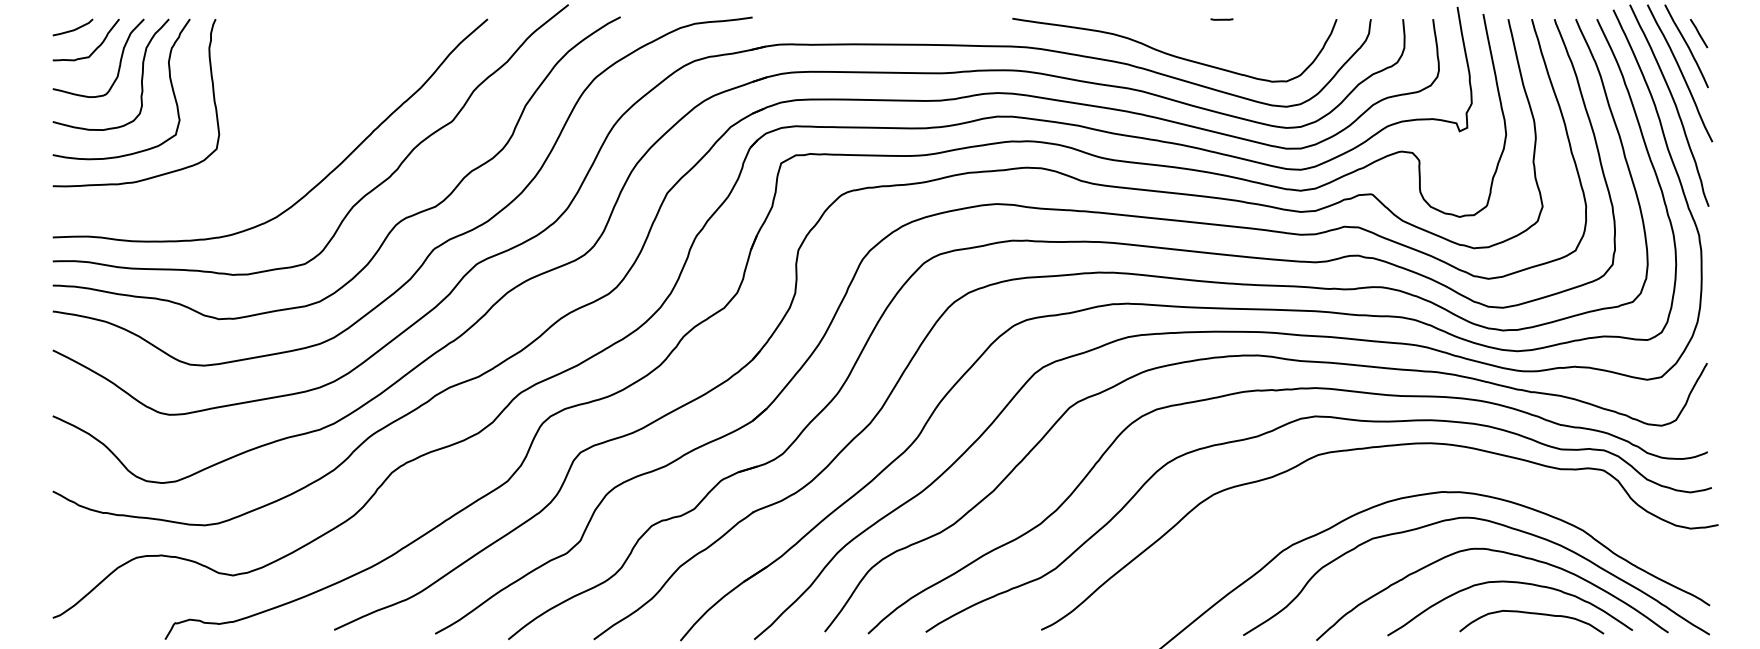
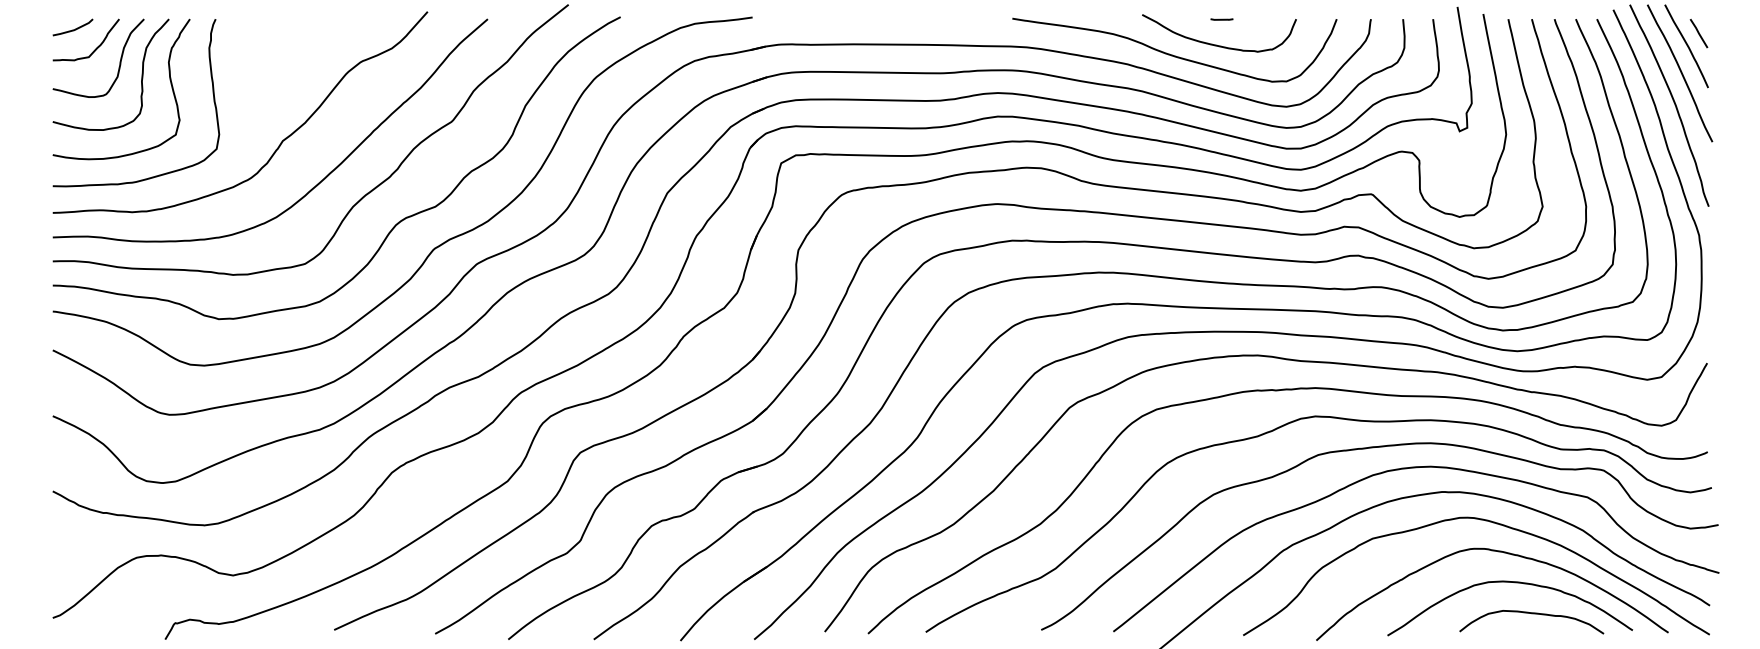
curve: none -> present (1216, 44)
curve: none -> present (280, 142)
curve: none -> present (1406, 469)
